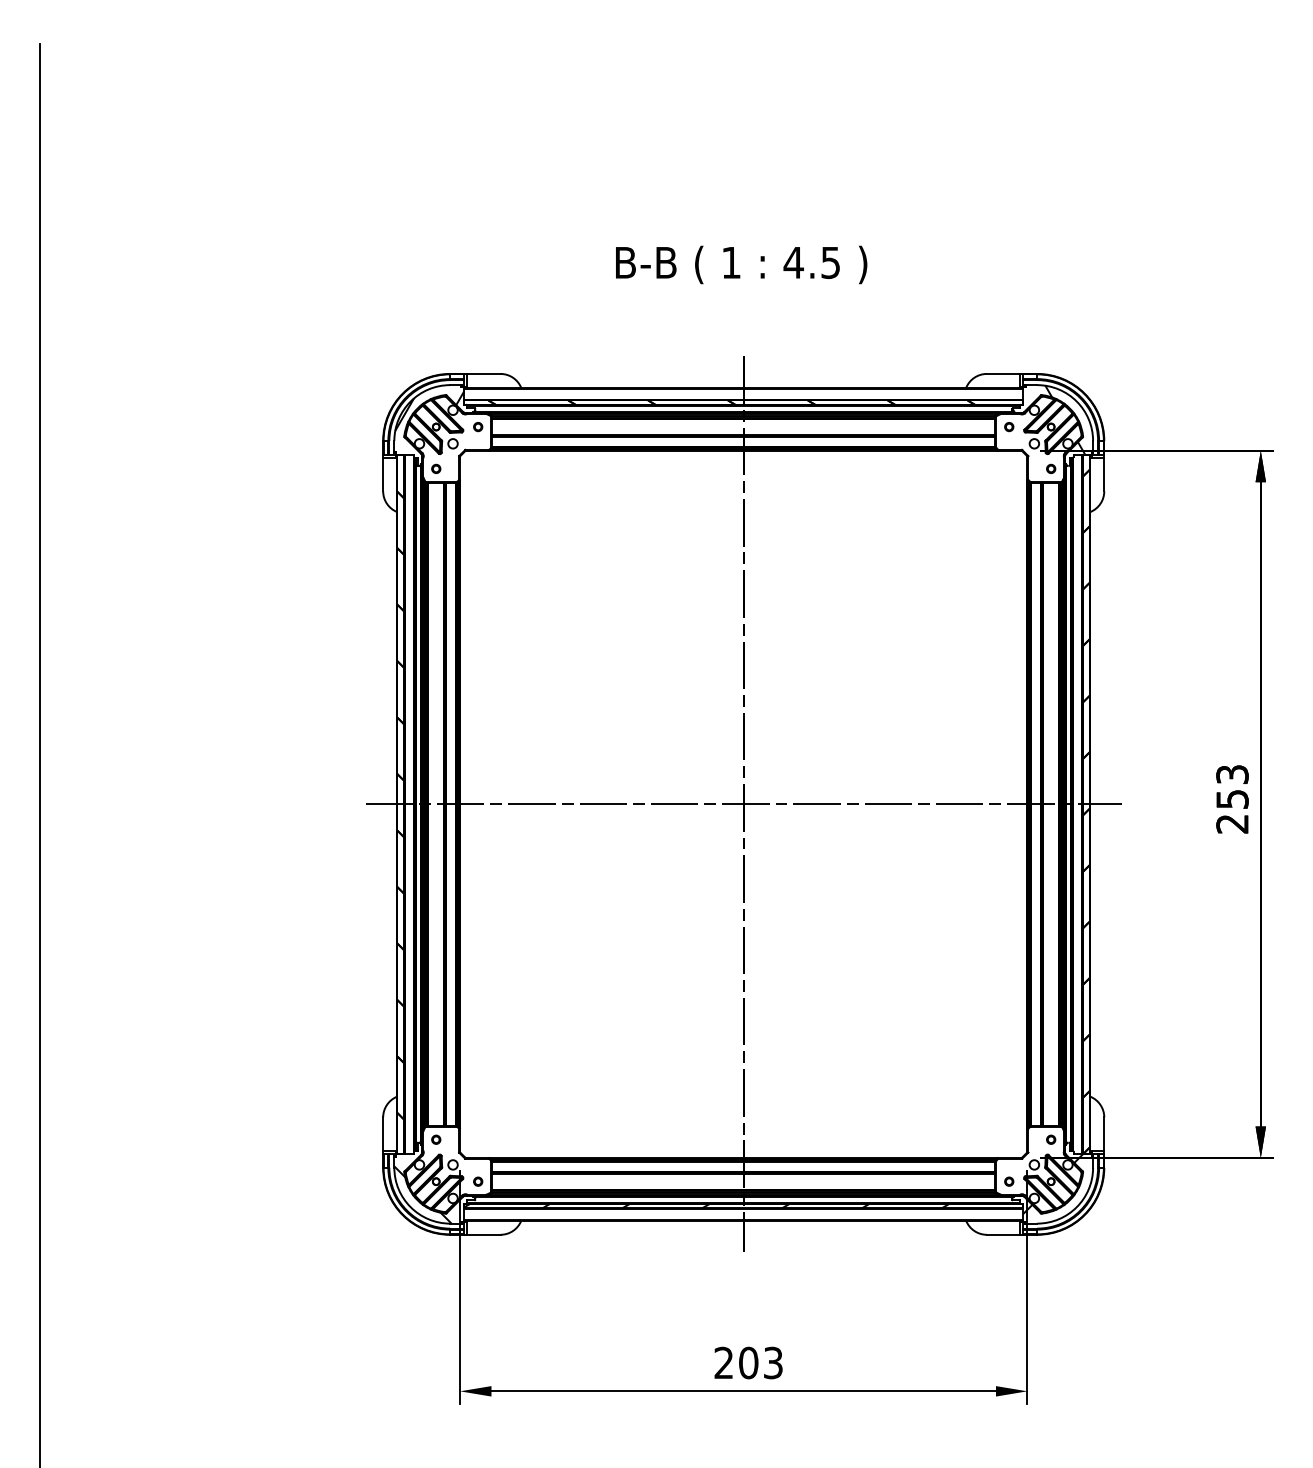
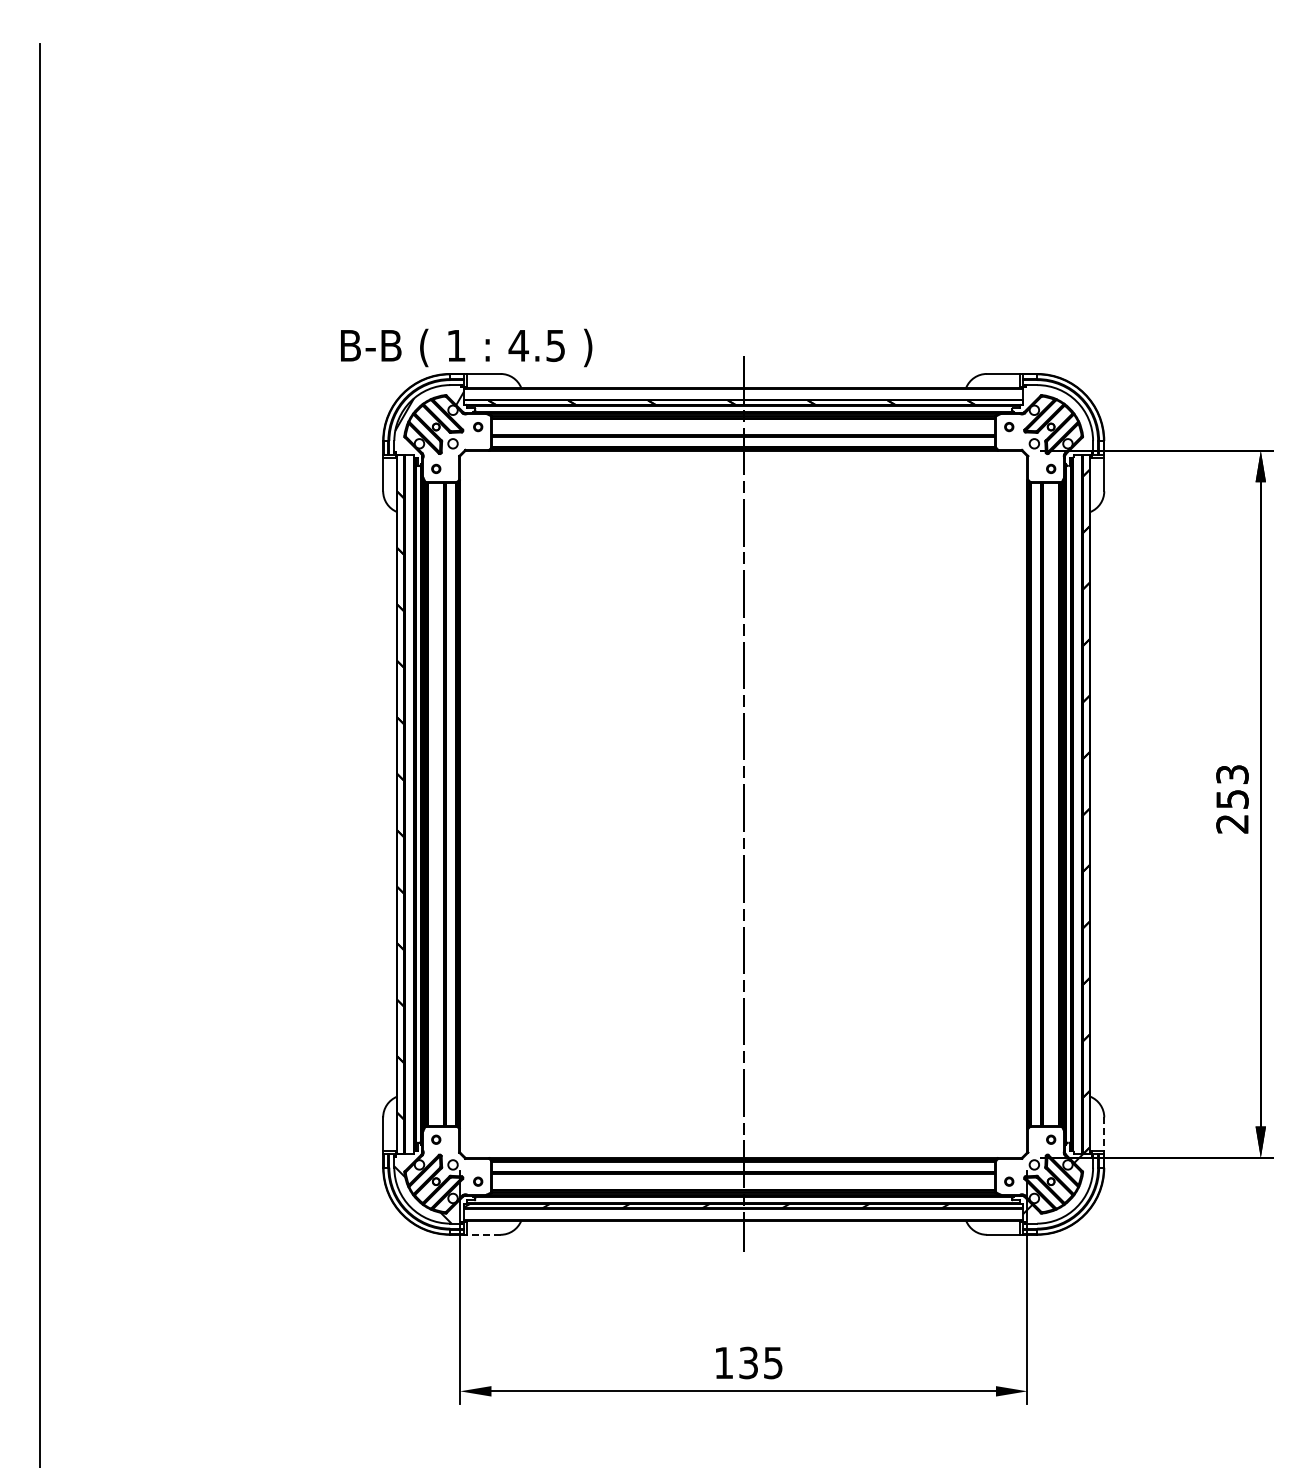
text position: (741, 264) -> (466, 347) (466, 347)
hatch: present -> none (1048, 420)
line: present -> none (743, 804)
line: solid -> dashed (1104, 1134)
line: solid -> dashed (483, 1234)
text: 203 -> 135 (748, 1362)
